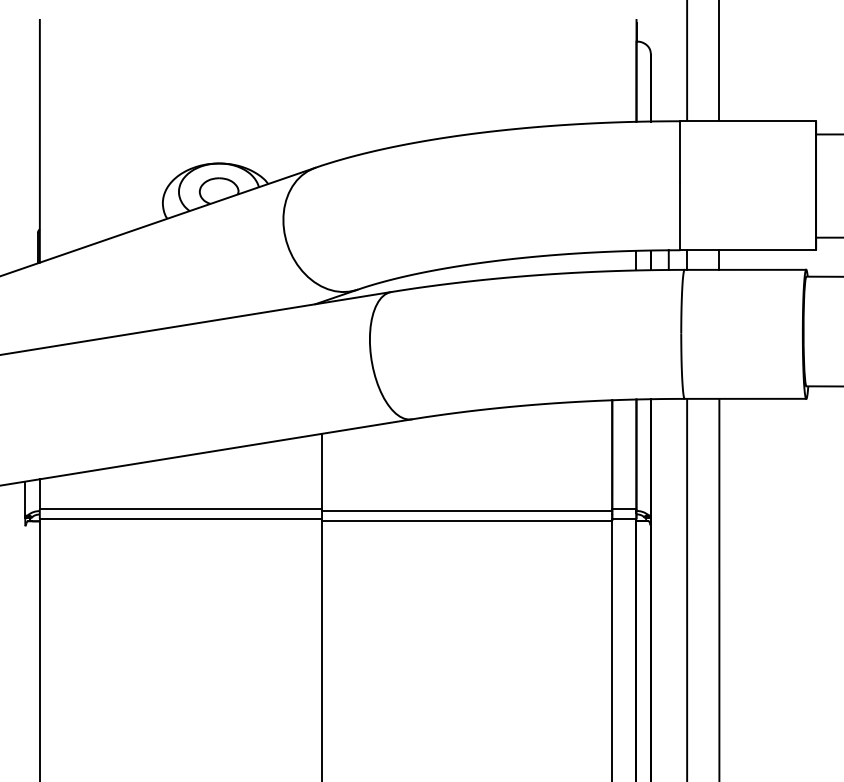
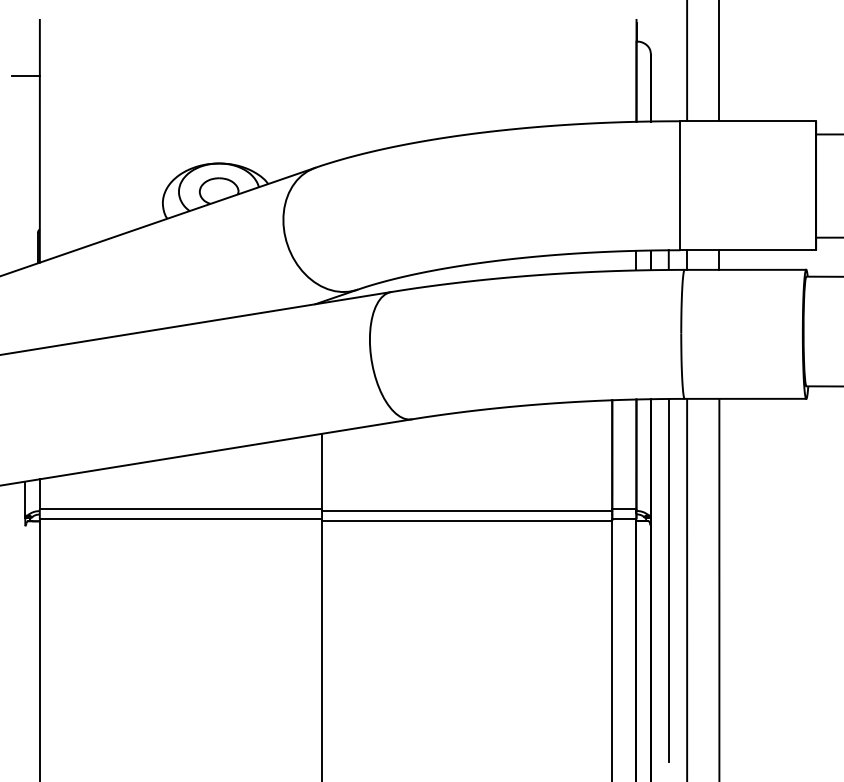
line: none -> present (25, 76)
line: none -> present (668, 579)
